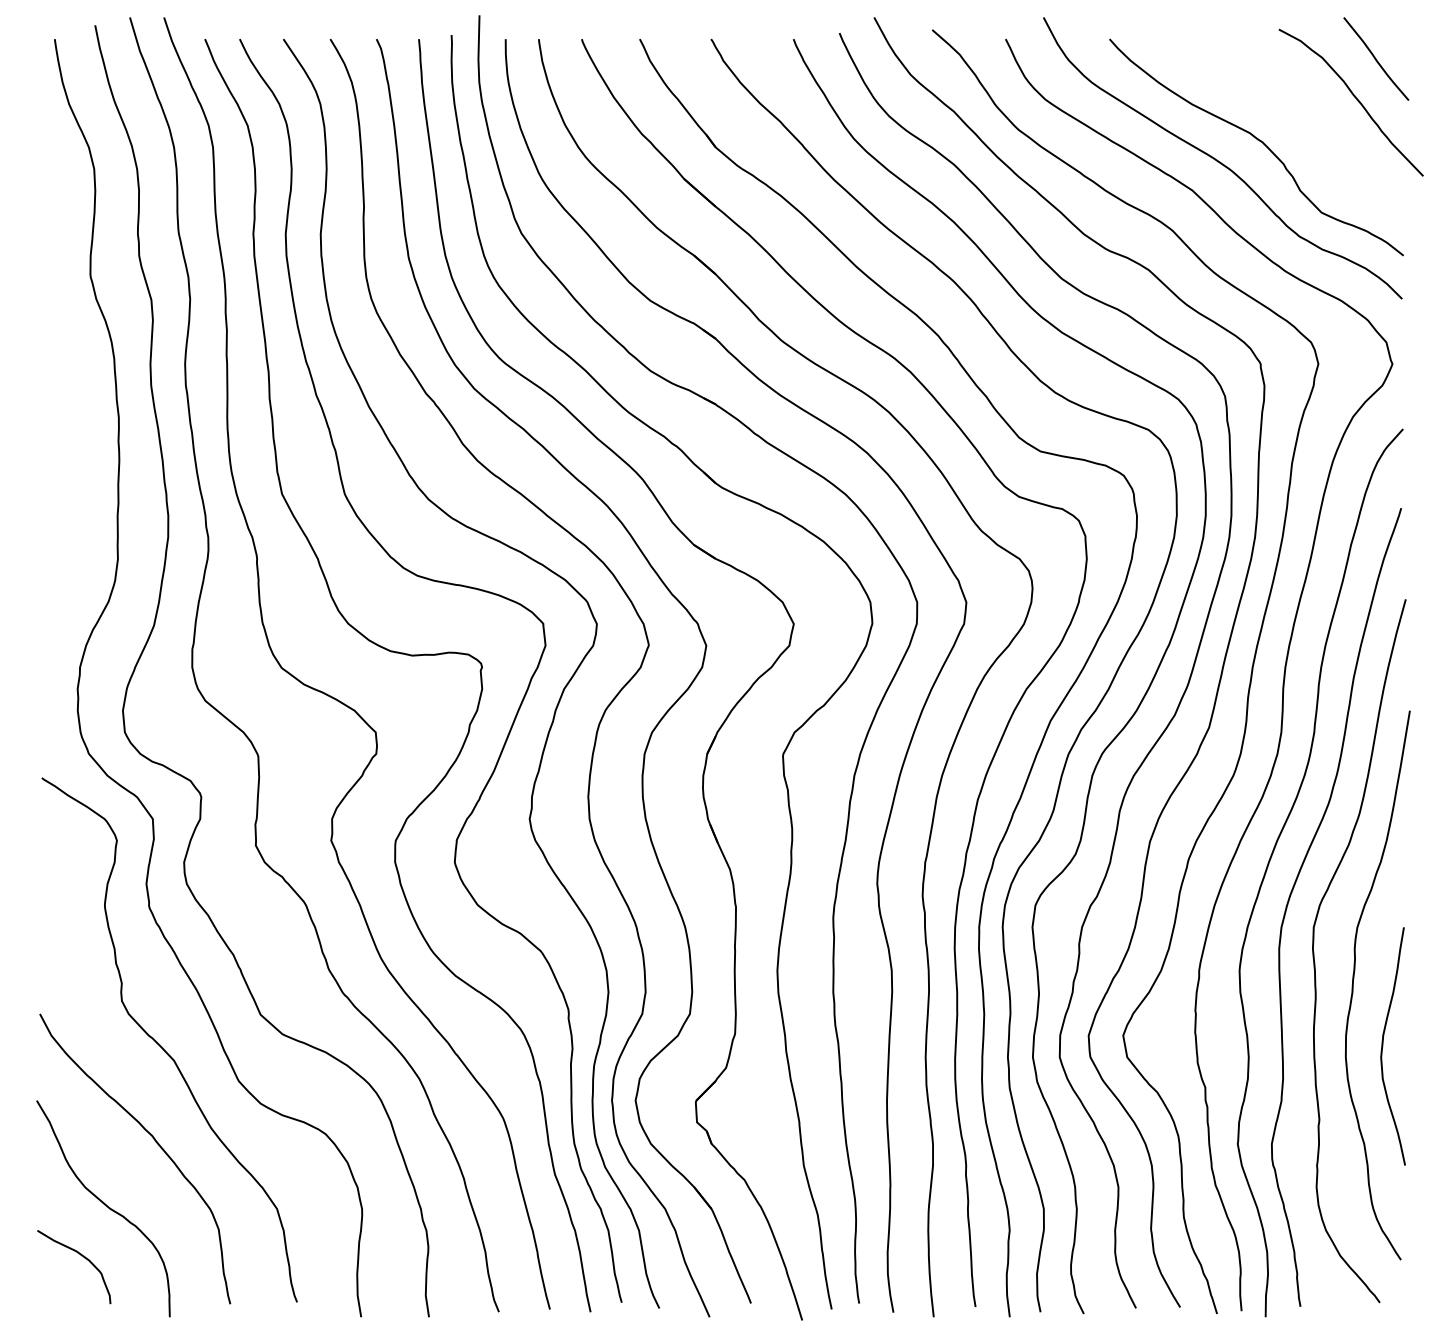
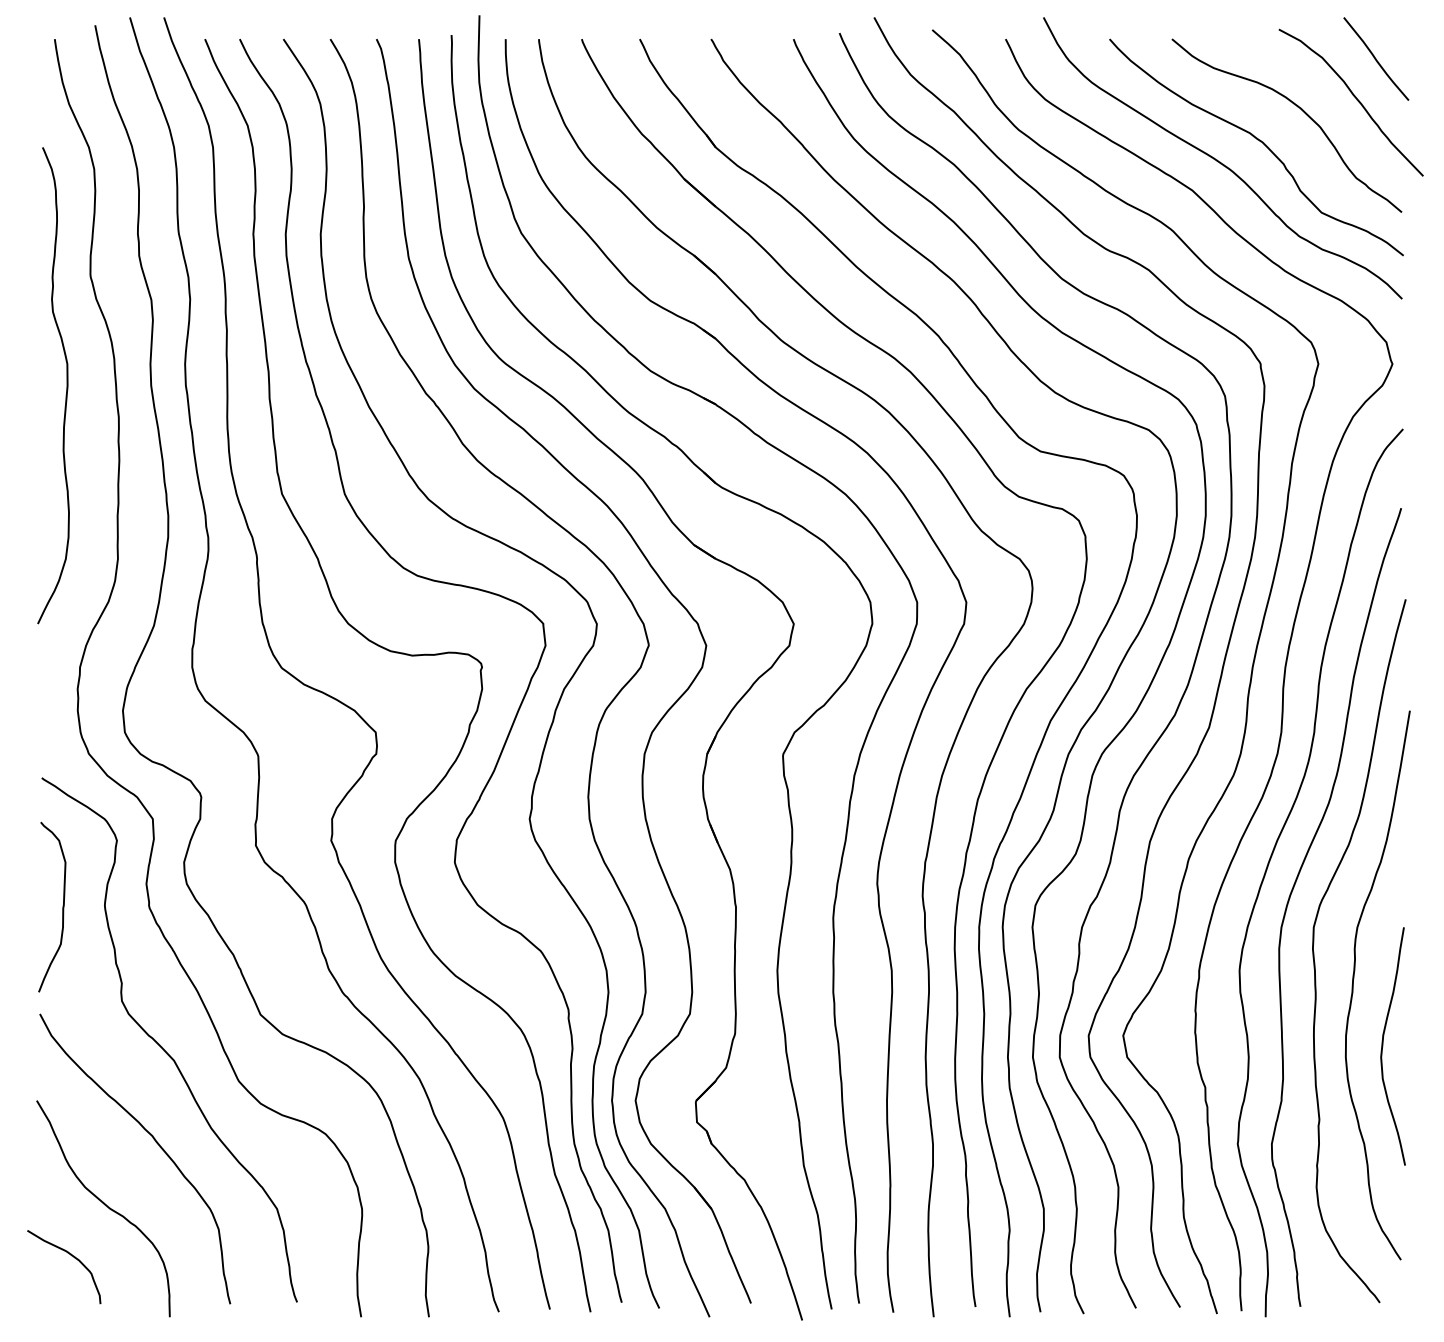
curve: none -> present (1297, 107)
curve: none -> present (66, 385)
curve: none -> present (62, 906)
curve position: (81, 1256) -> (71, 1256) (71, 1256)
